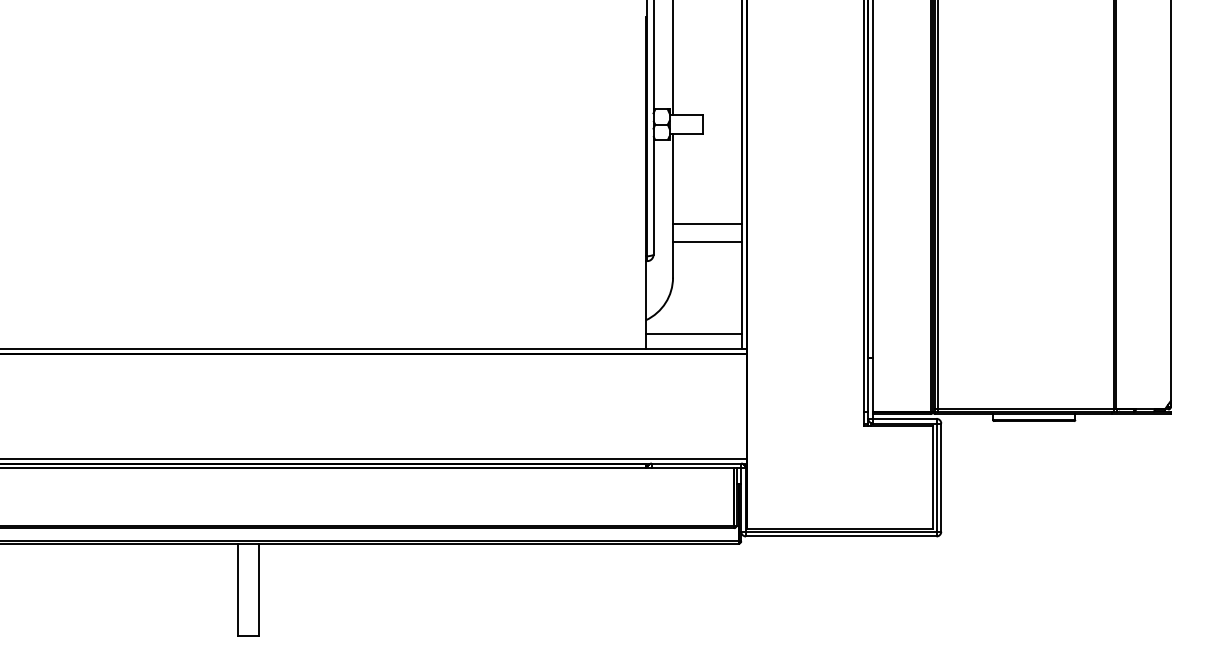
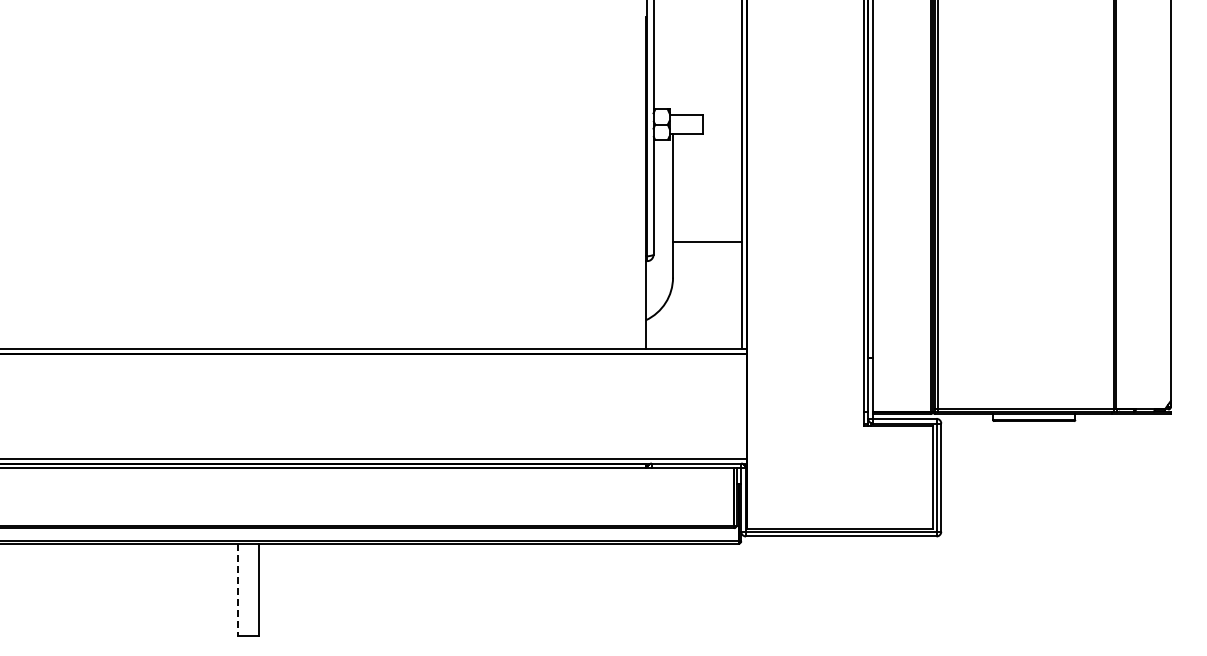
line: present -> none (673, 58)
line: present -> none (707, 223)
line: present -> none (693, 334)
line: solid -> dashed (237, 590)
